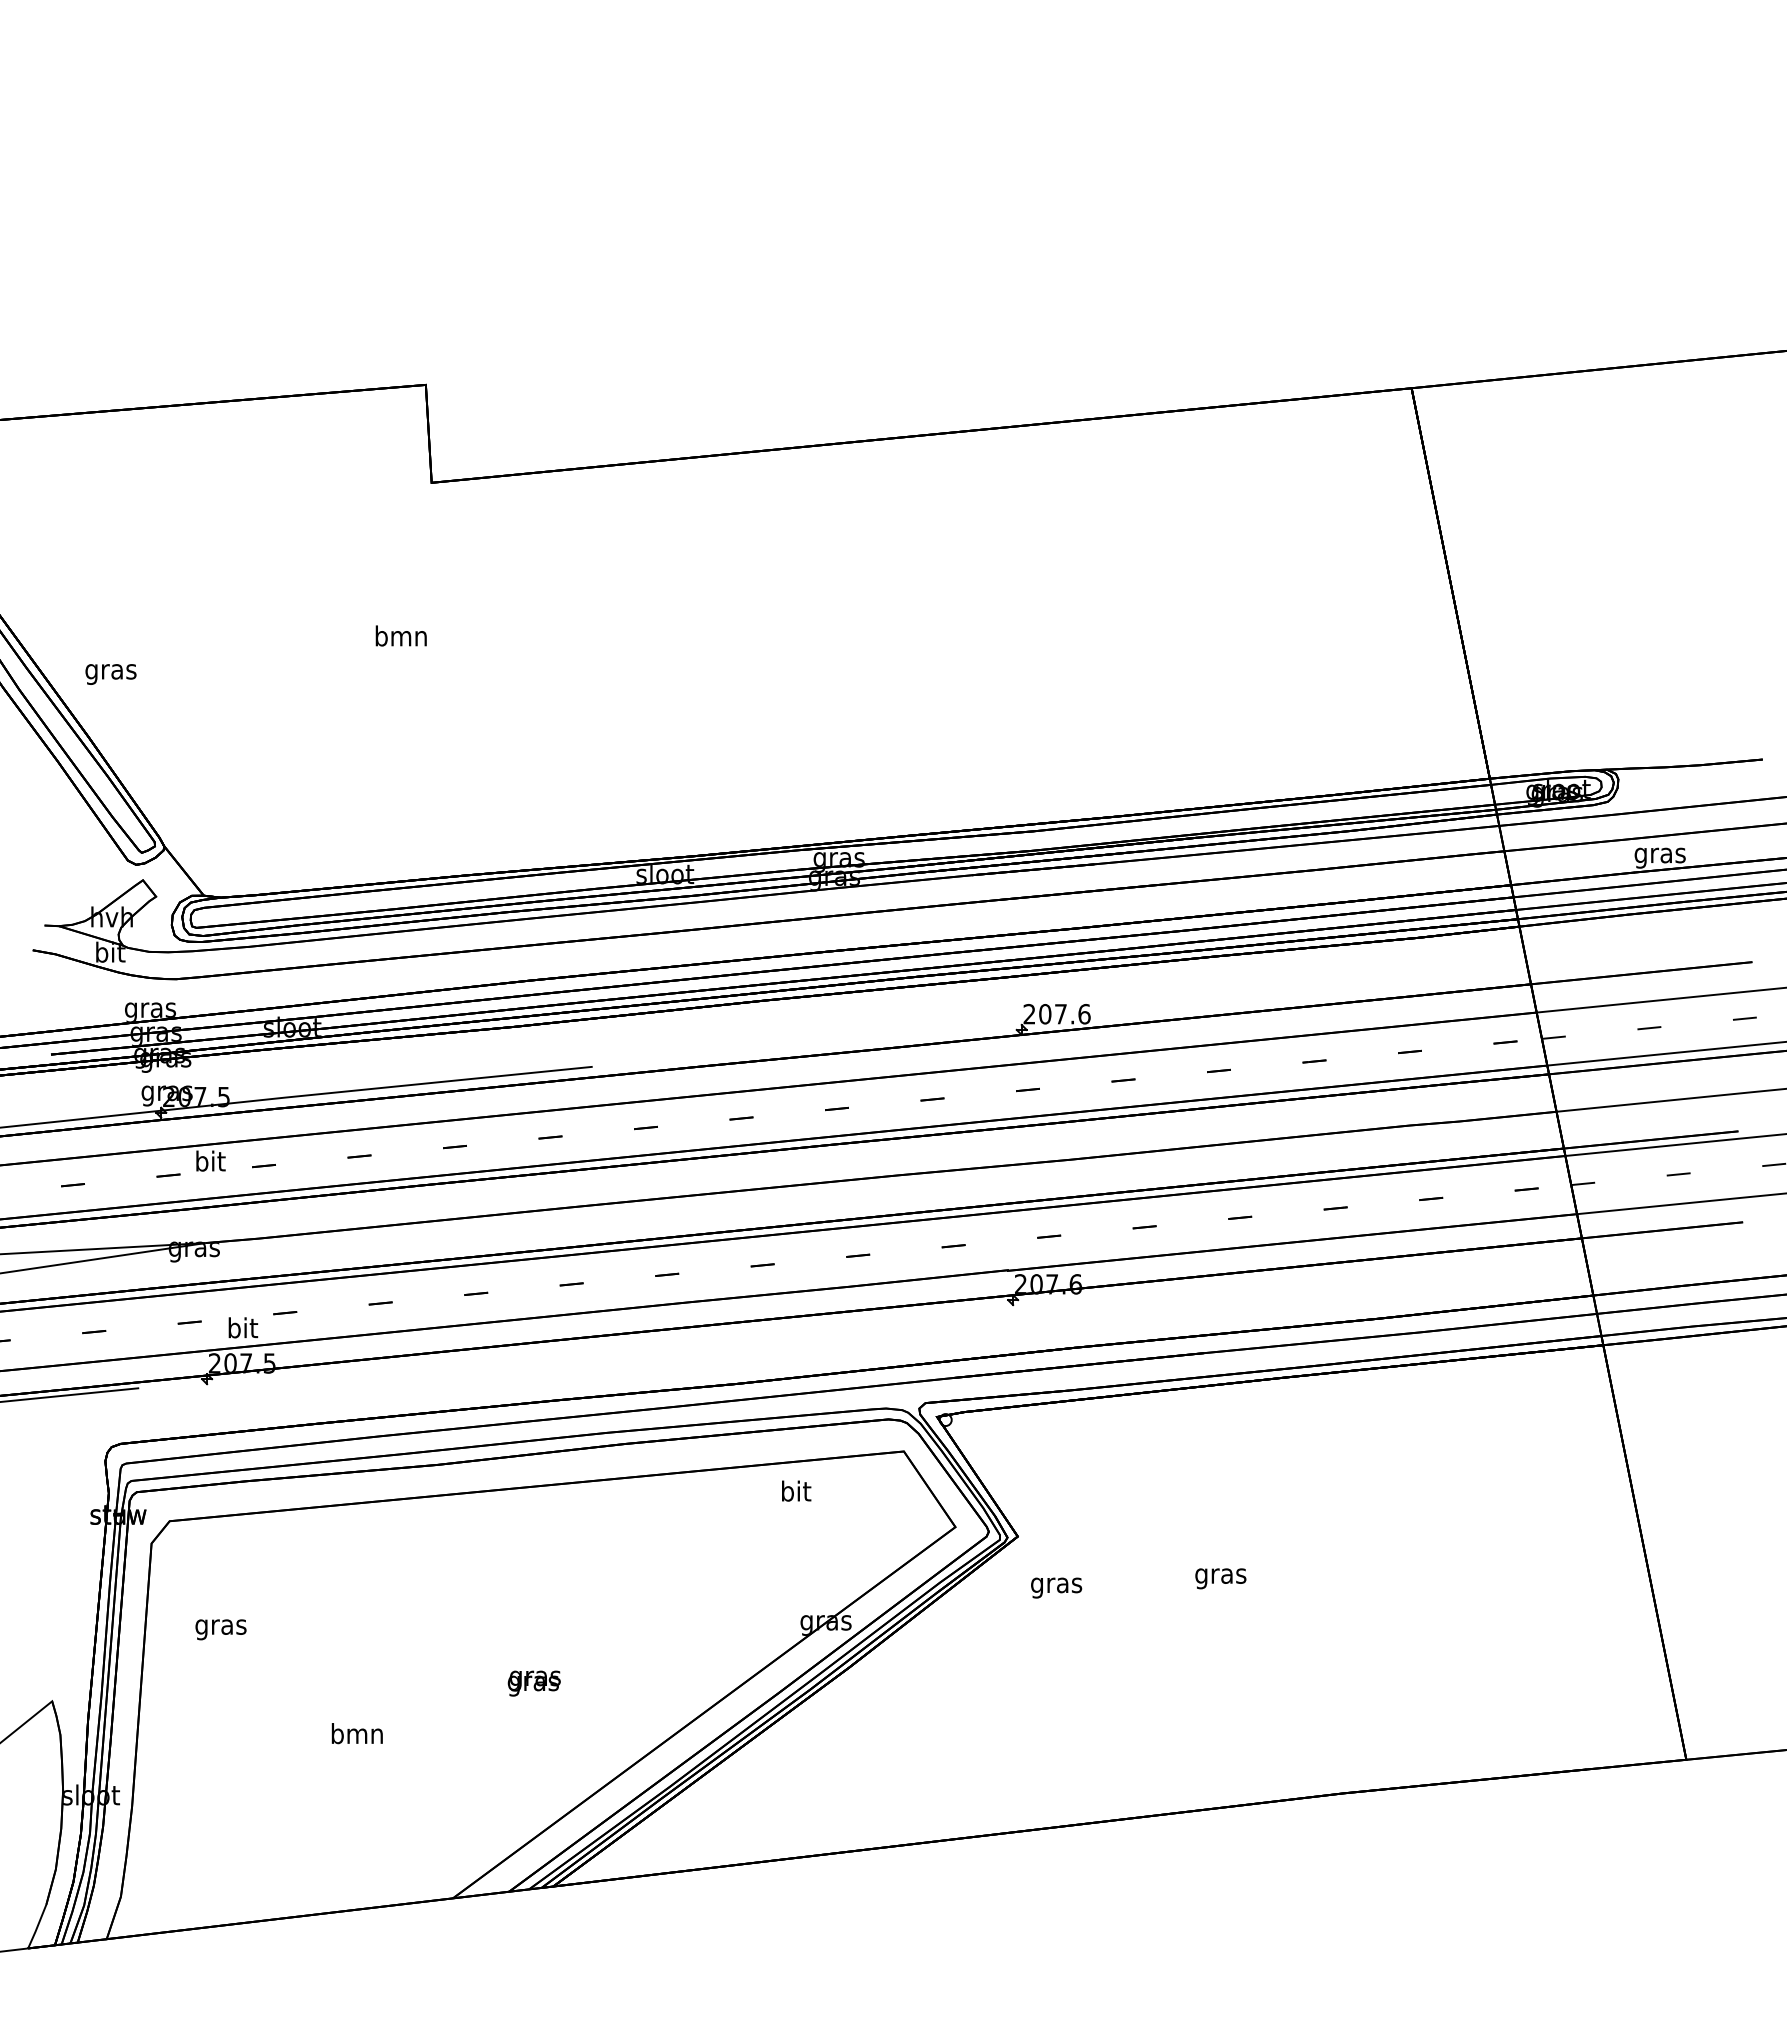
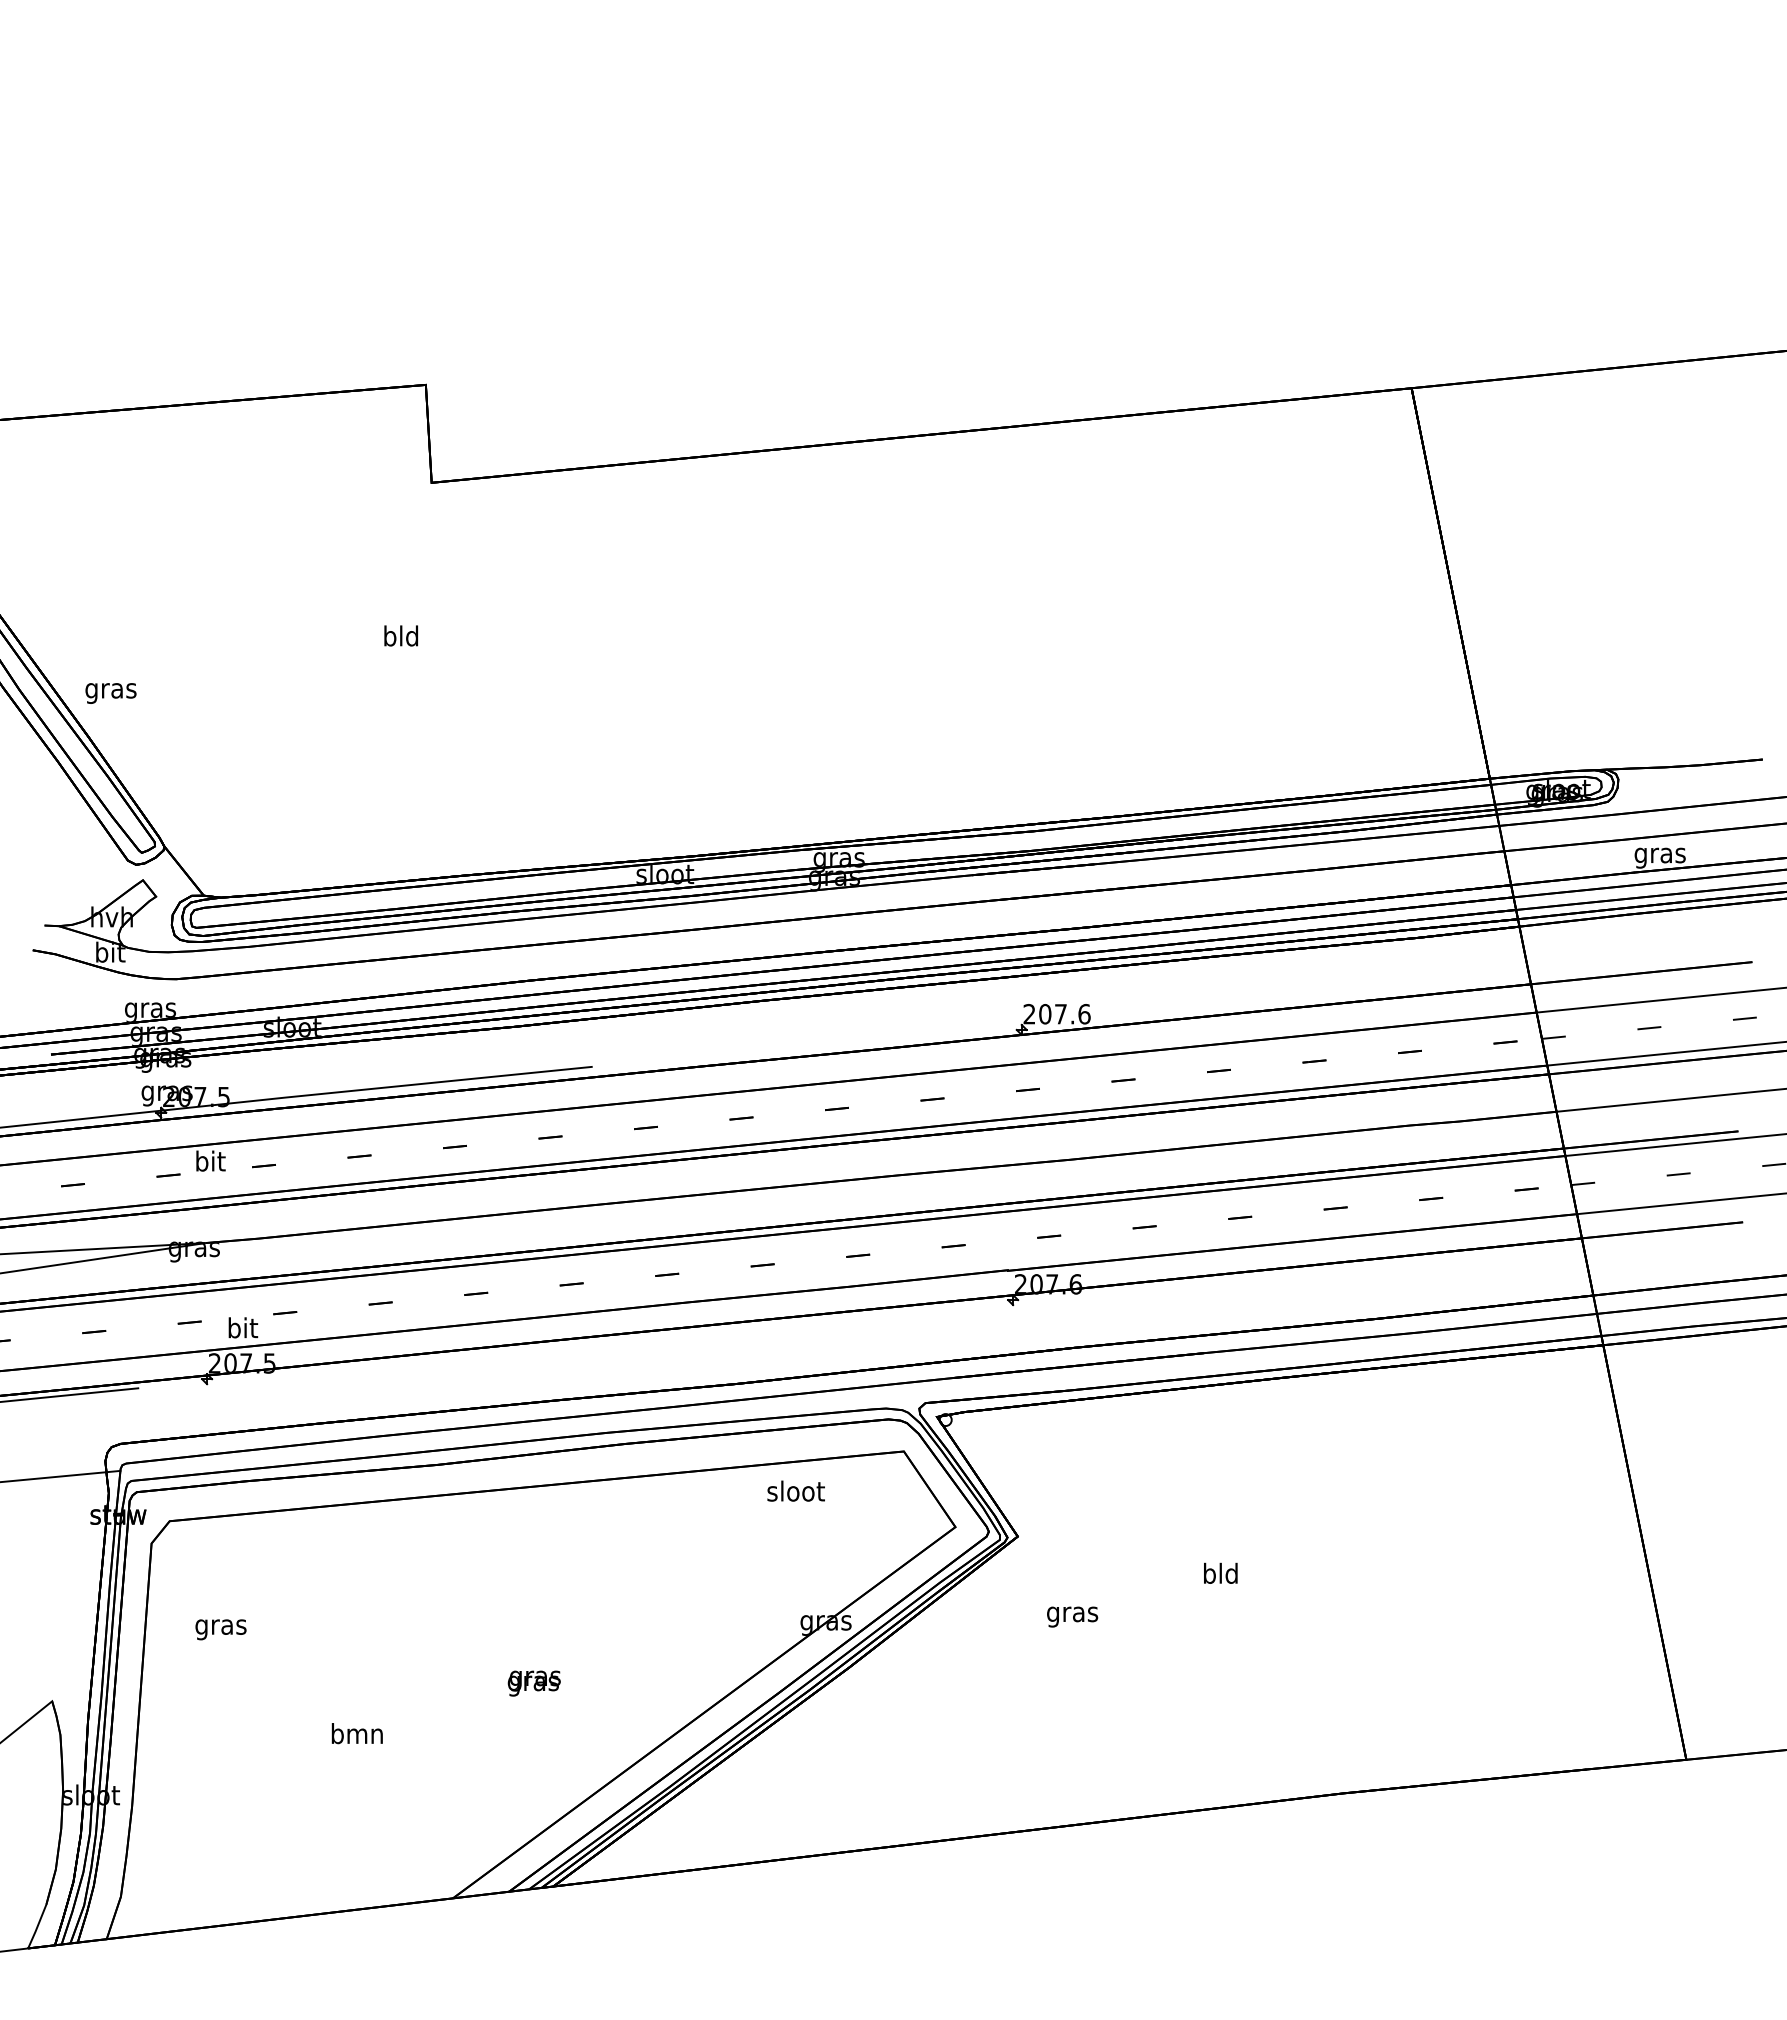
text: bmn -> bld (400, 635)
text position: (110, 674) -> (110, 693) (110, 693)
line: none -> present (61, 1475)
text: bit -> sloot (795, 1490)
text: gras -> bld (1220, 1575)
text position: (1056, 1587) -> (1072, 1616) (1072, 1616)
